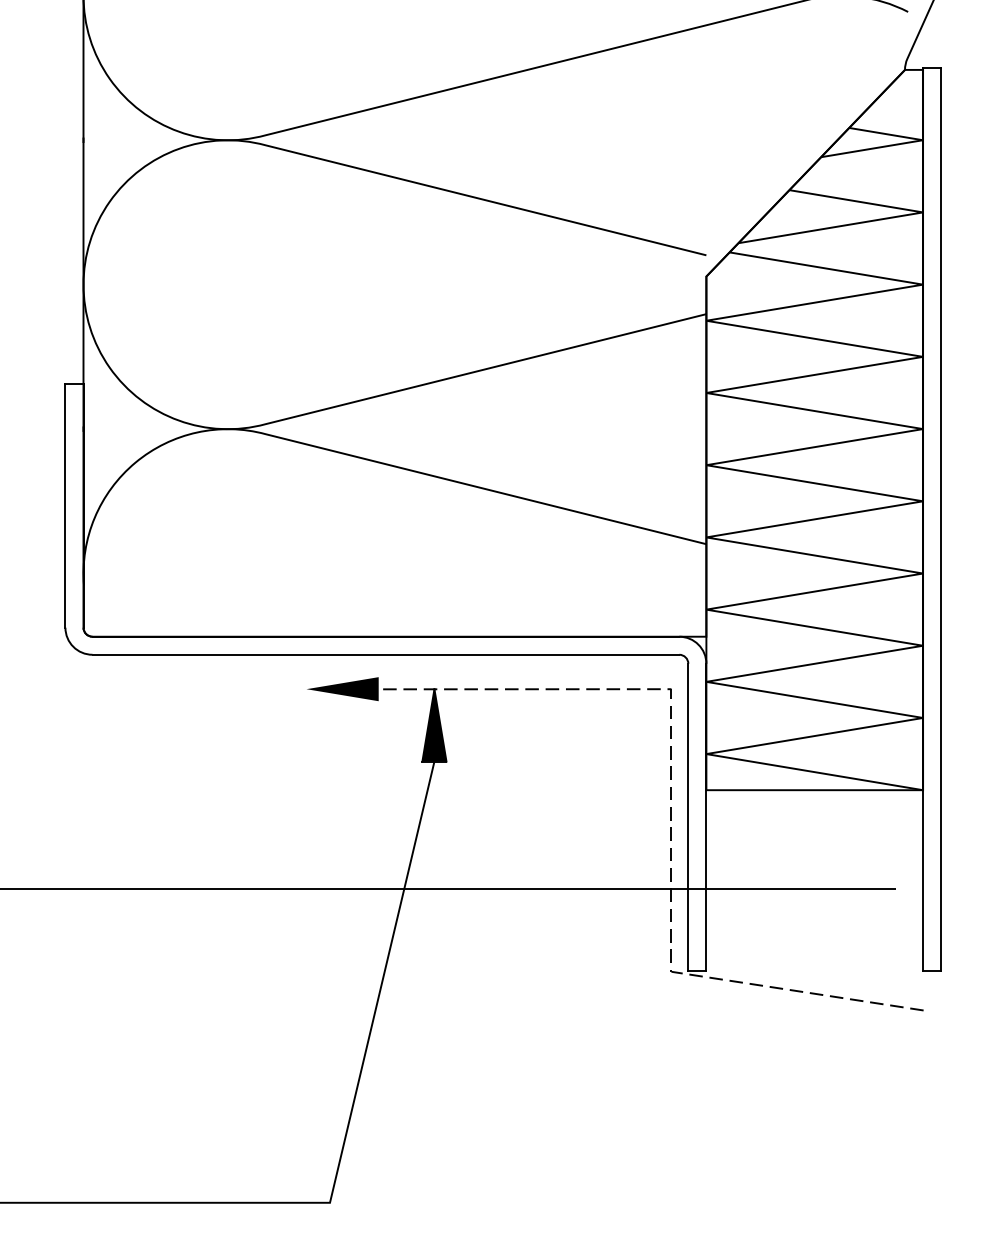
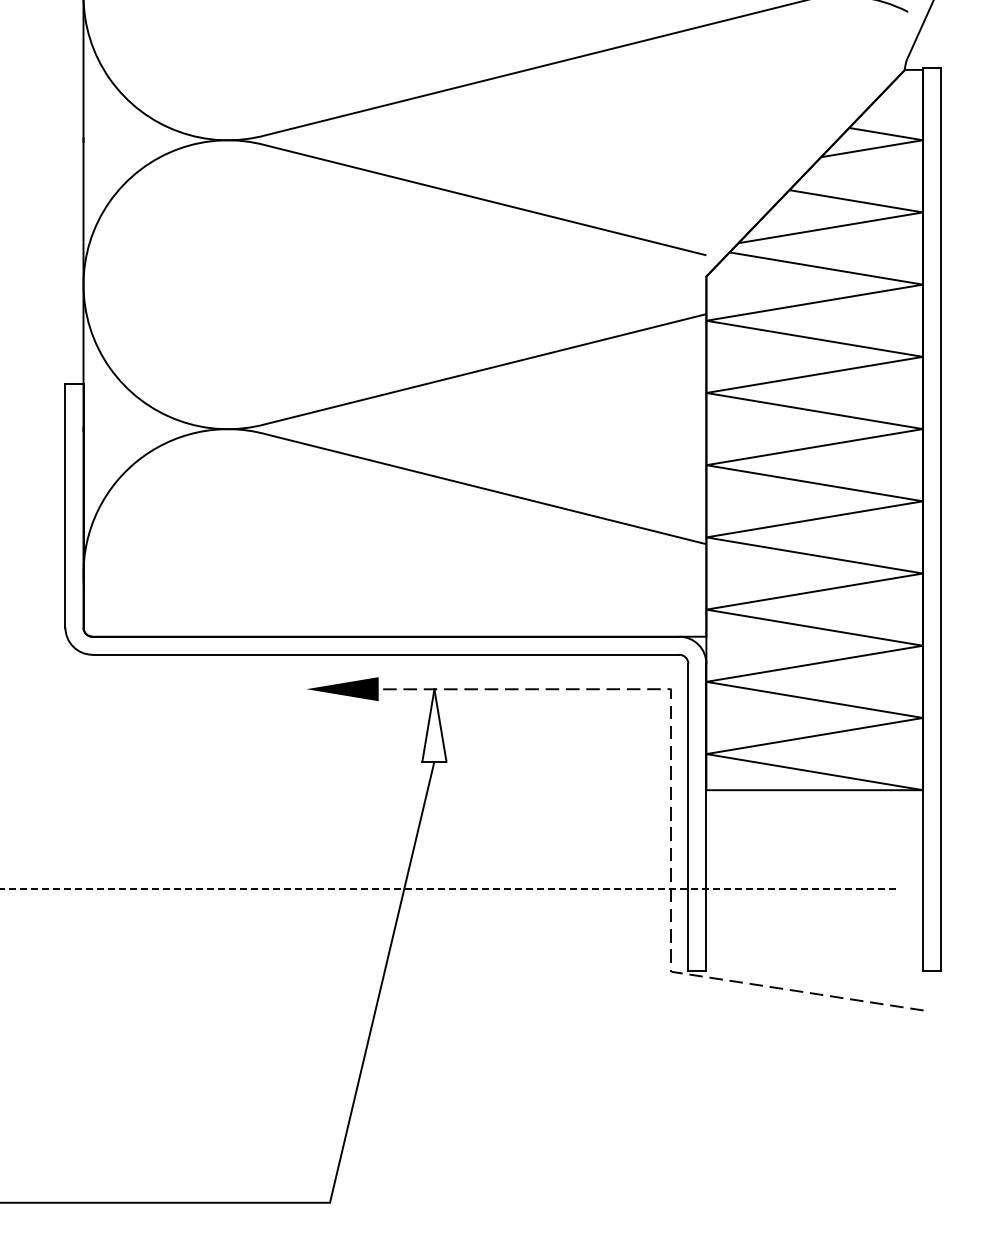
fill: present -> none (434, 725)
line: solid -> dashed (448, 889)
